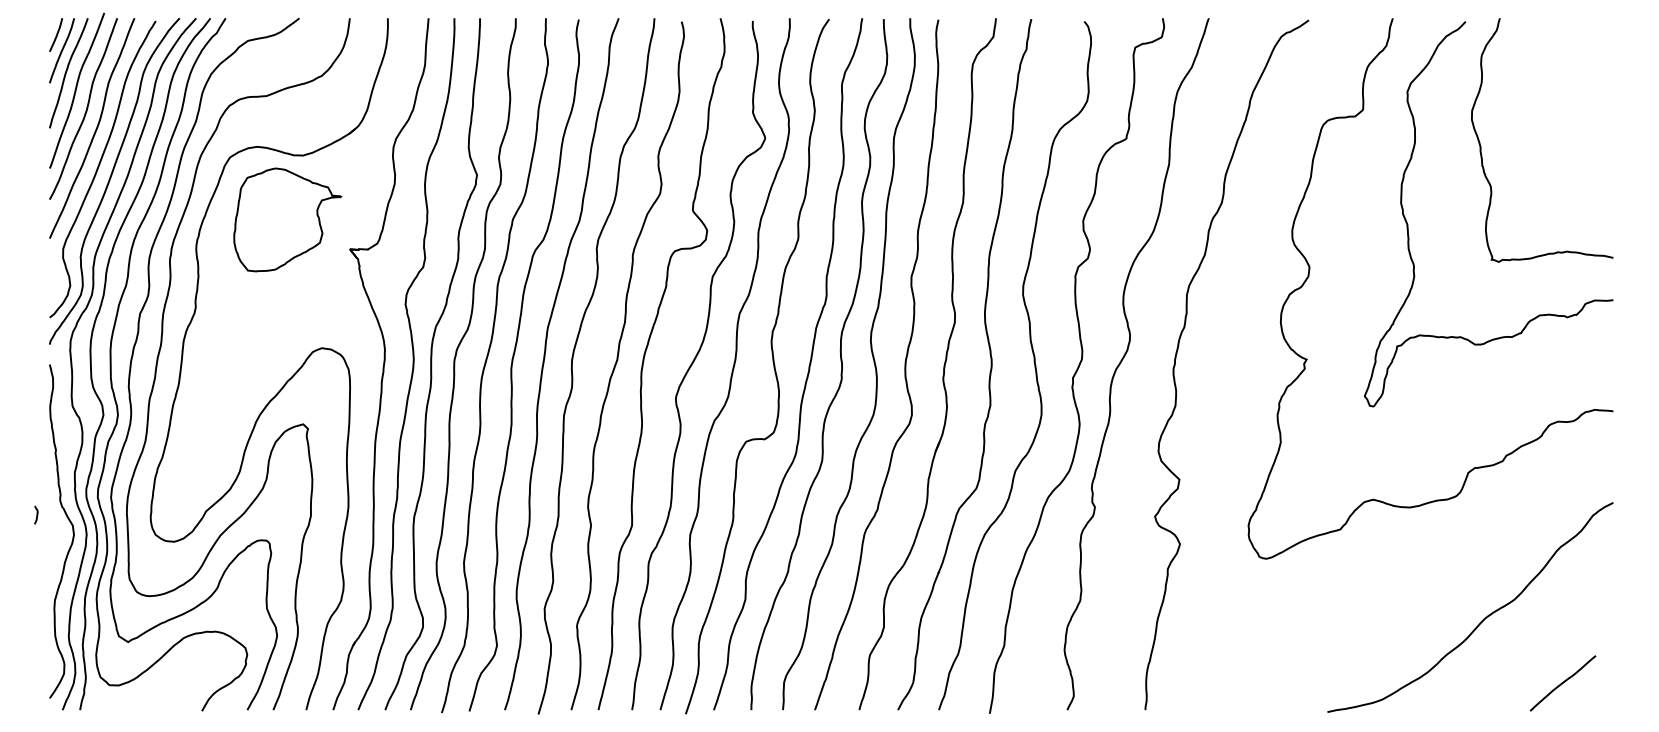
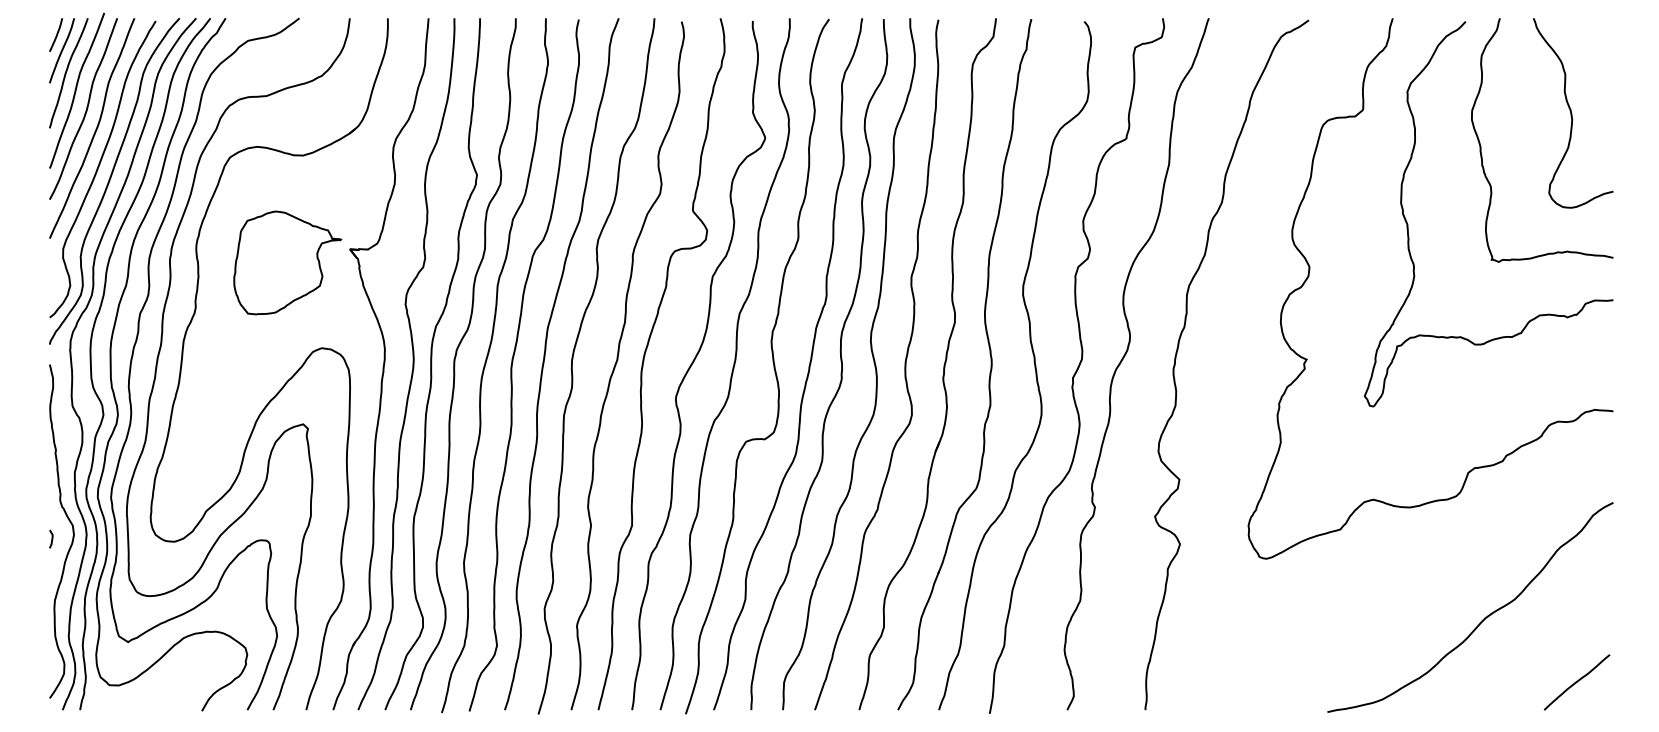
curve: none -> present (1572, 113)
part position: (287, 219) -> (287, 262) (287, 262)
curve position: (36, 514) -> (51, 538) (51, 538)
curve position: (1562, 683) -> (1576, 682) (1576, 682)
